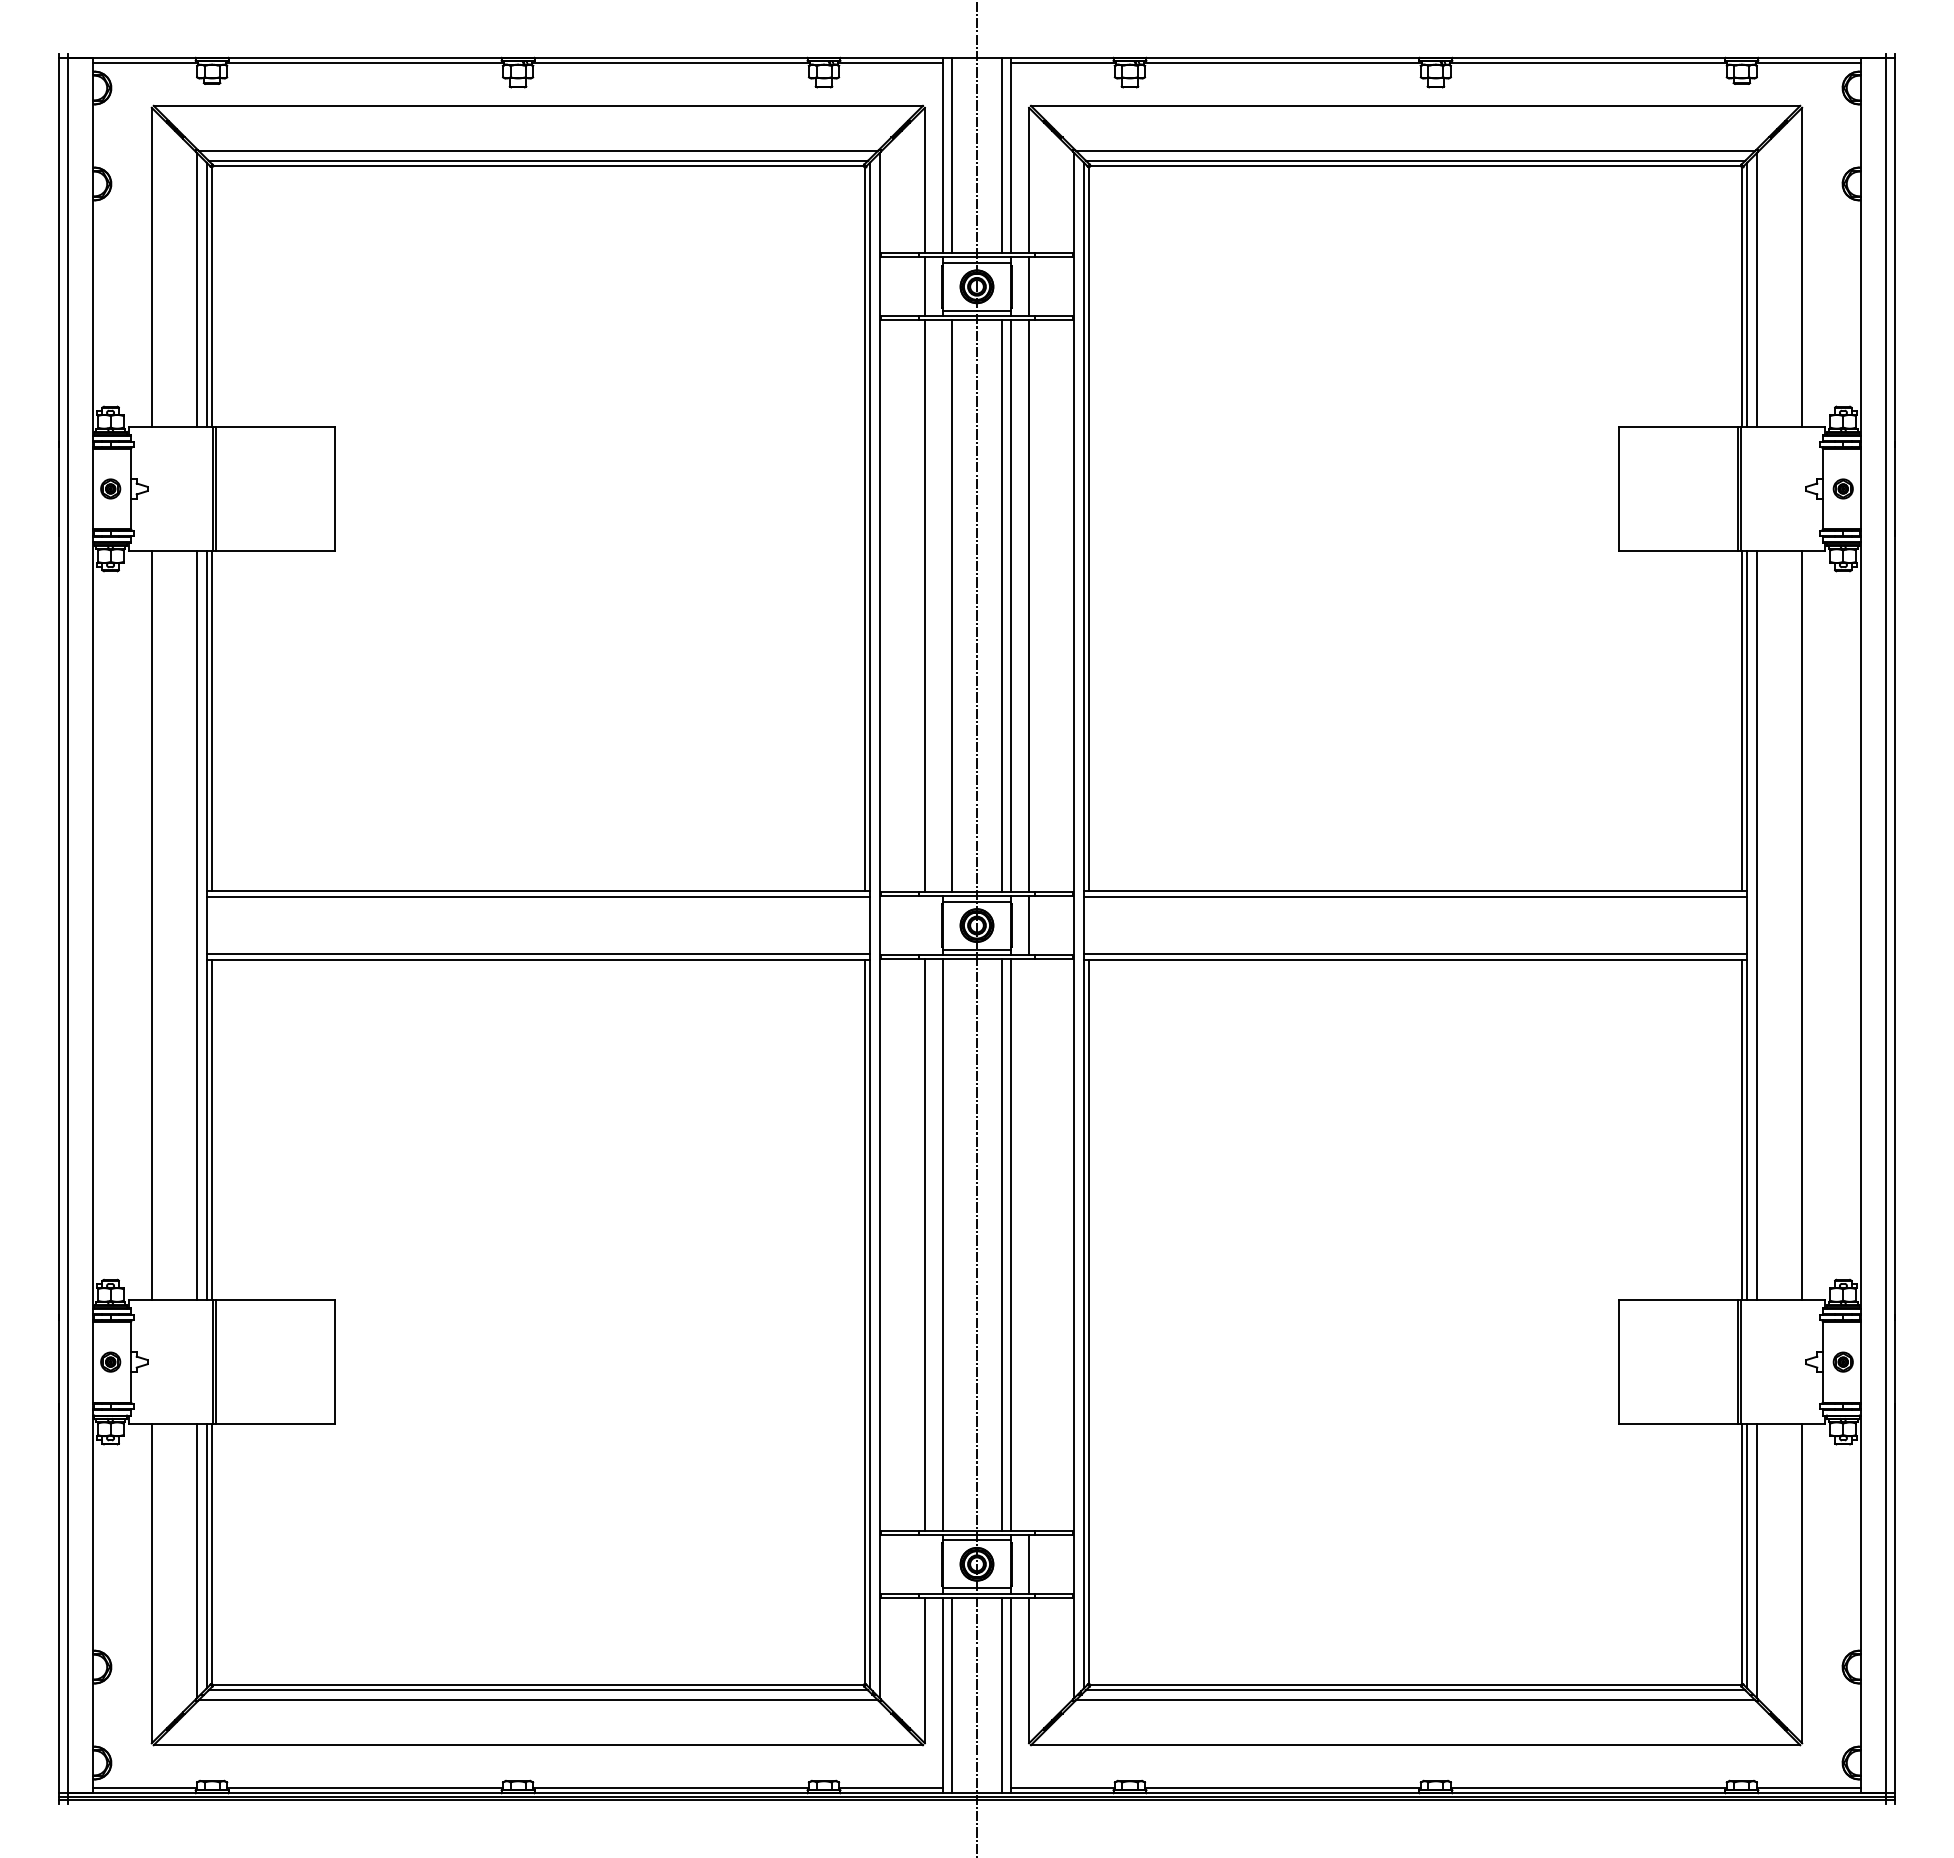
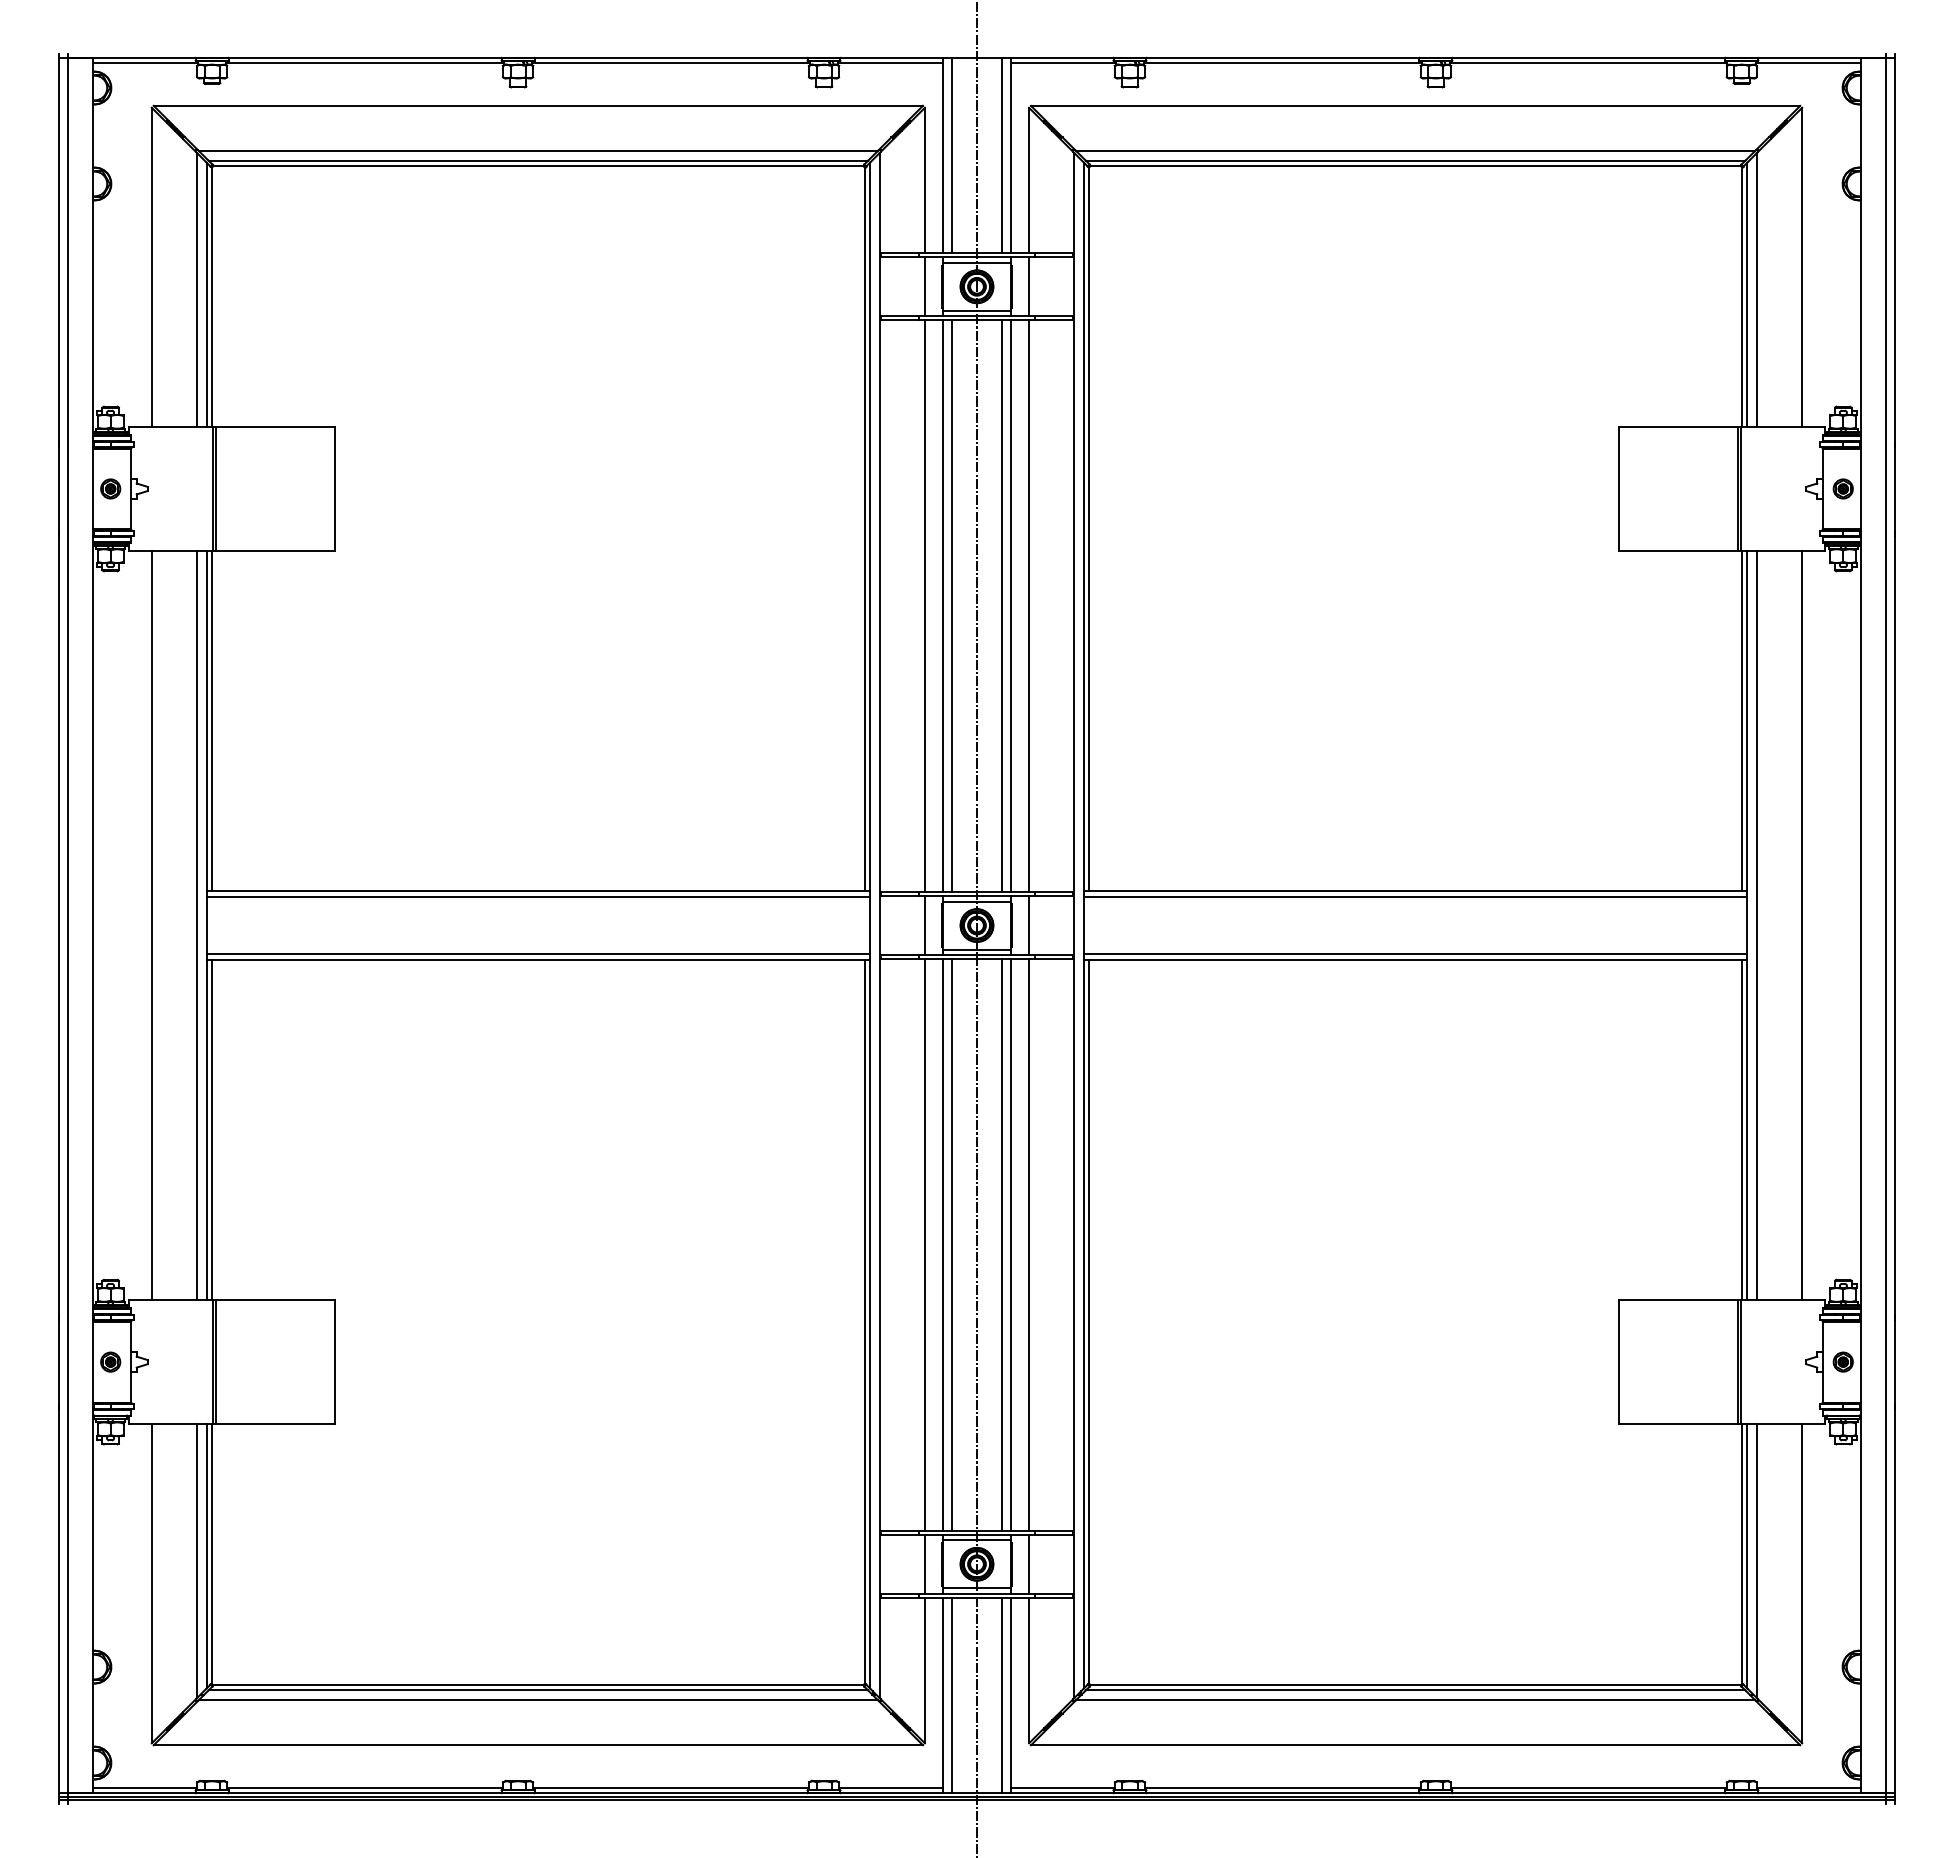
line: none -> present (942, 605)
line: none -> present (924, 925)
line: none -> present (952, 1244)
line: none -> present (1029, 1244)
line: none -> present (924, 1563)
